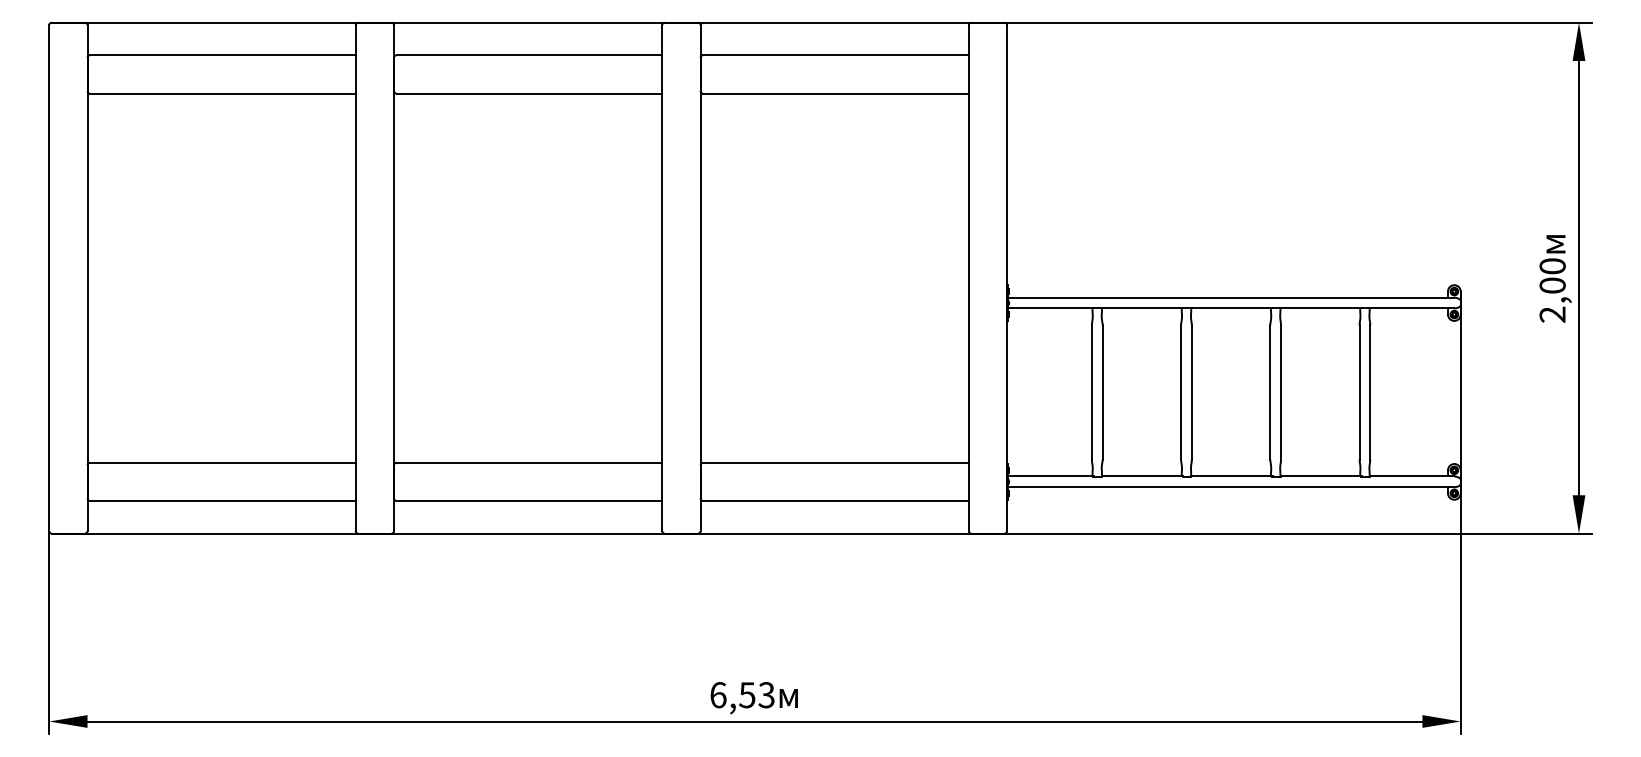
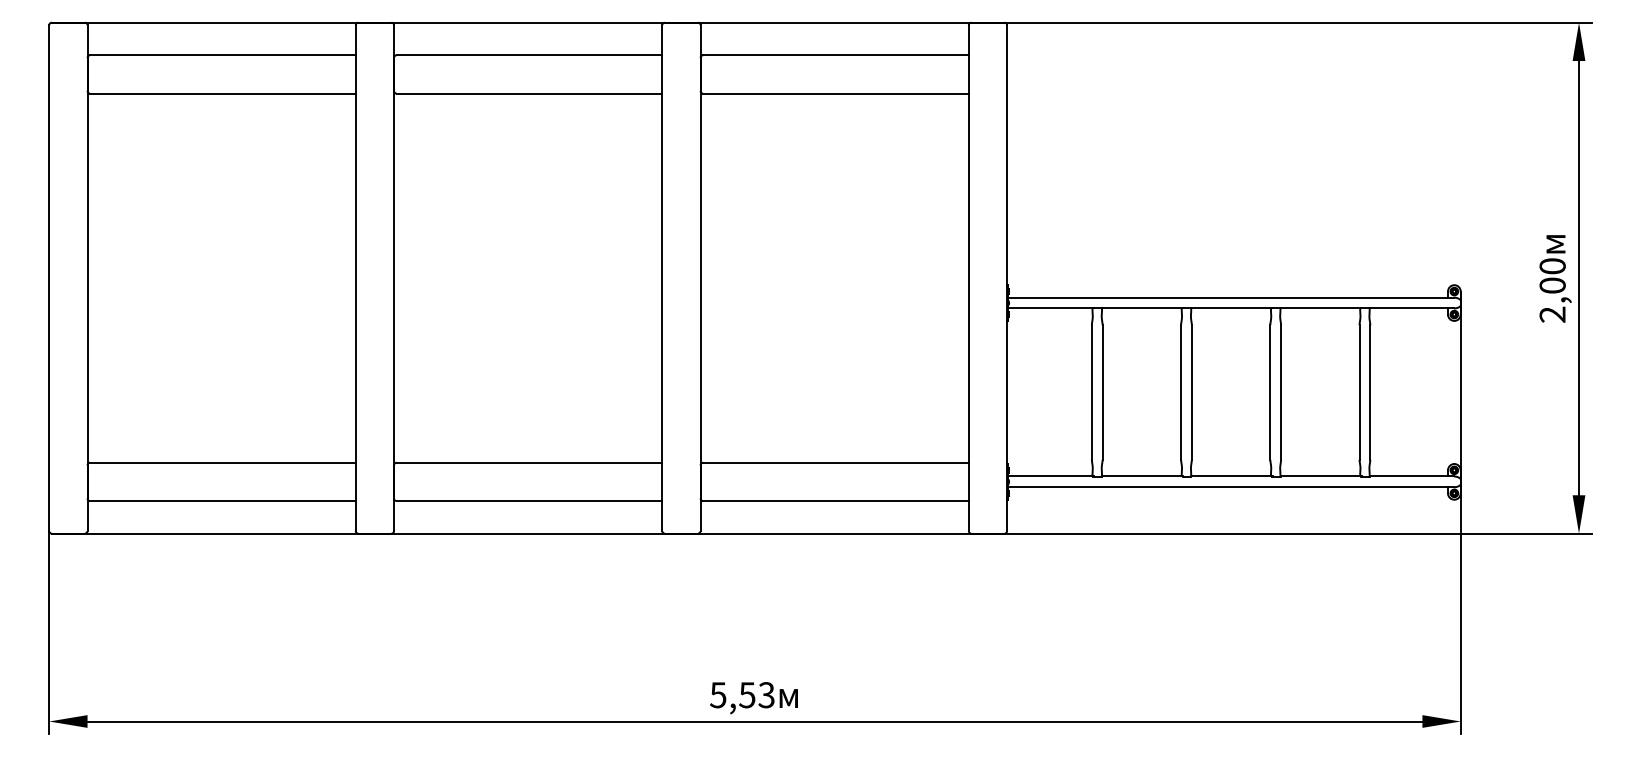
text: 6,53 -> 5,53 (718, 695)
